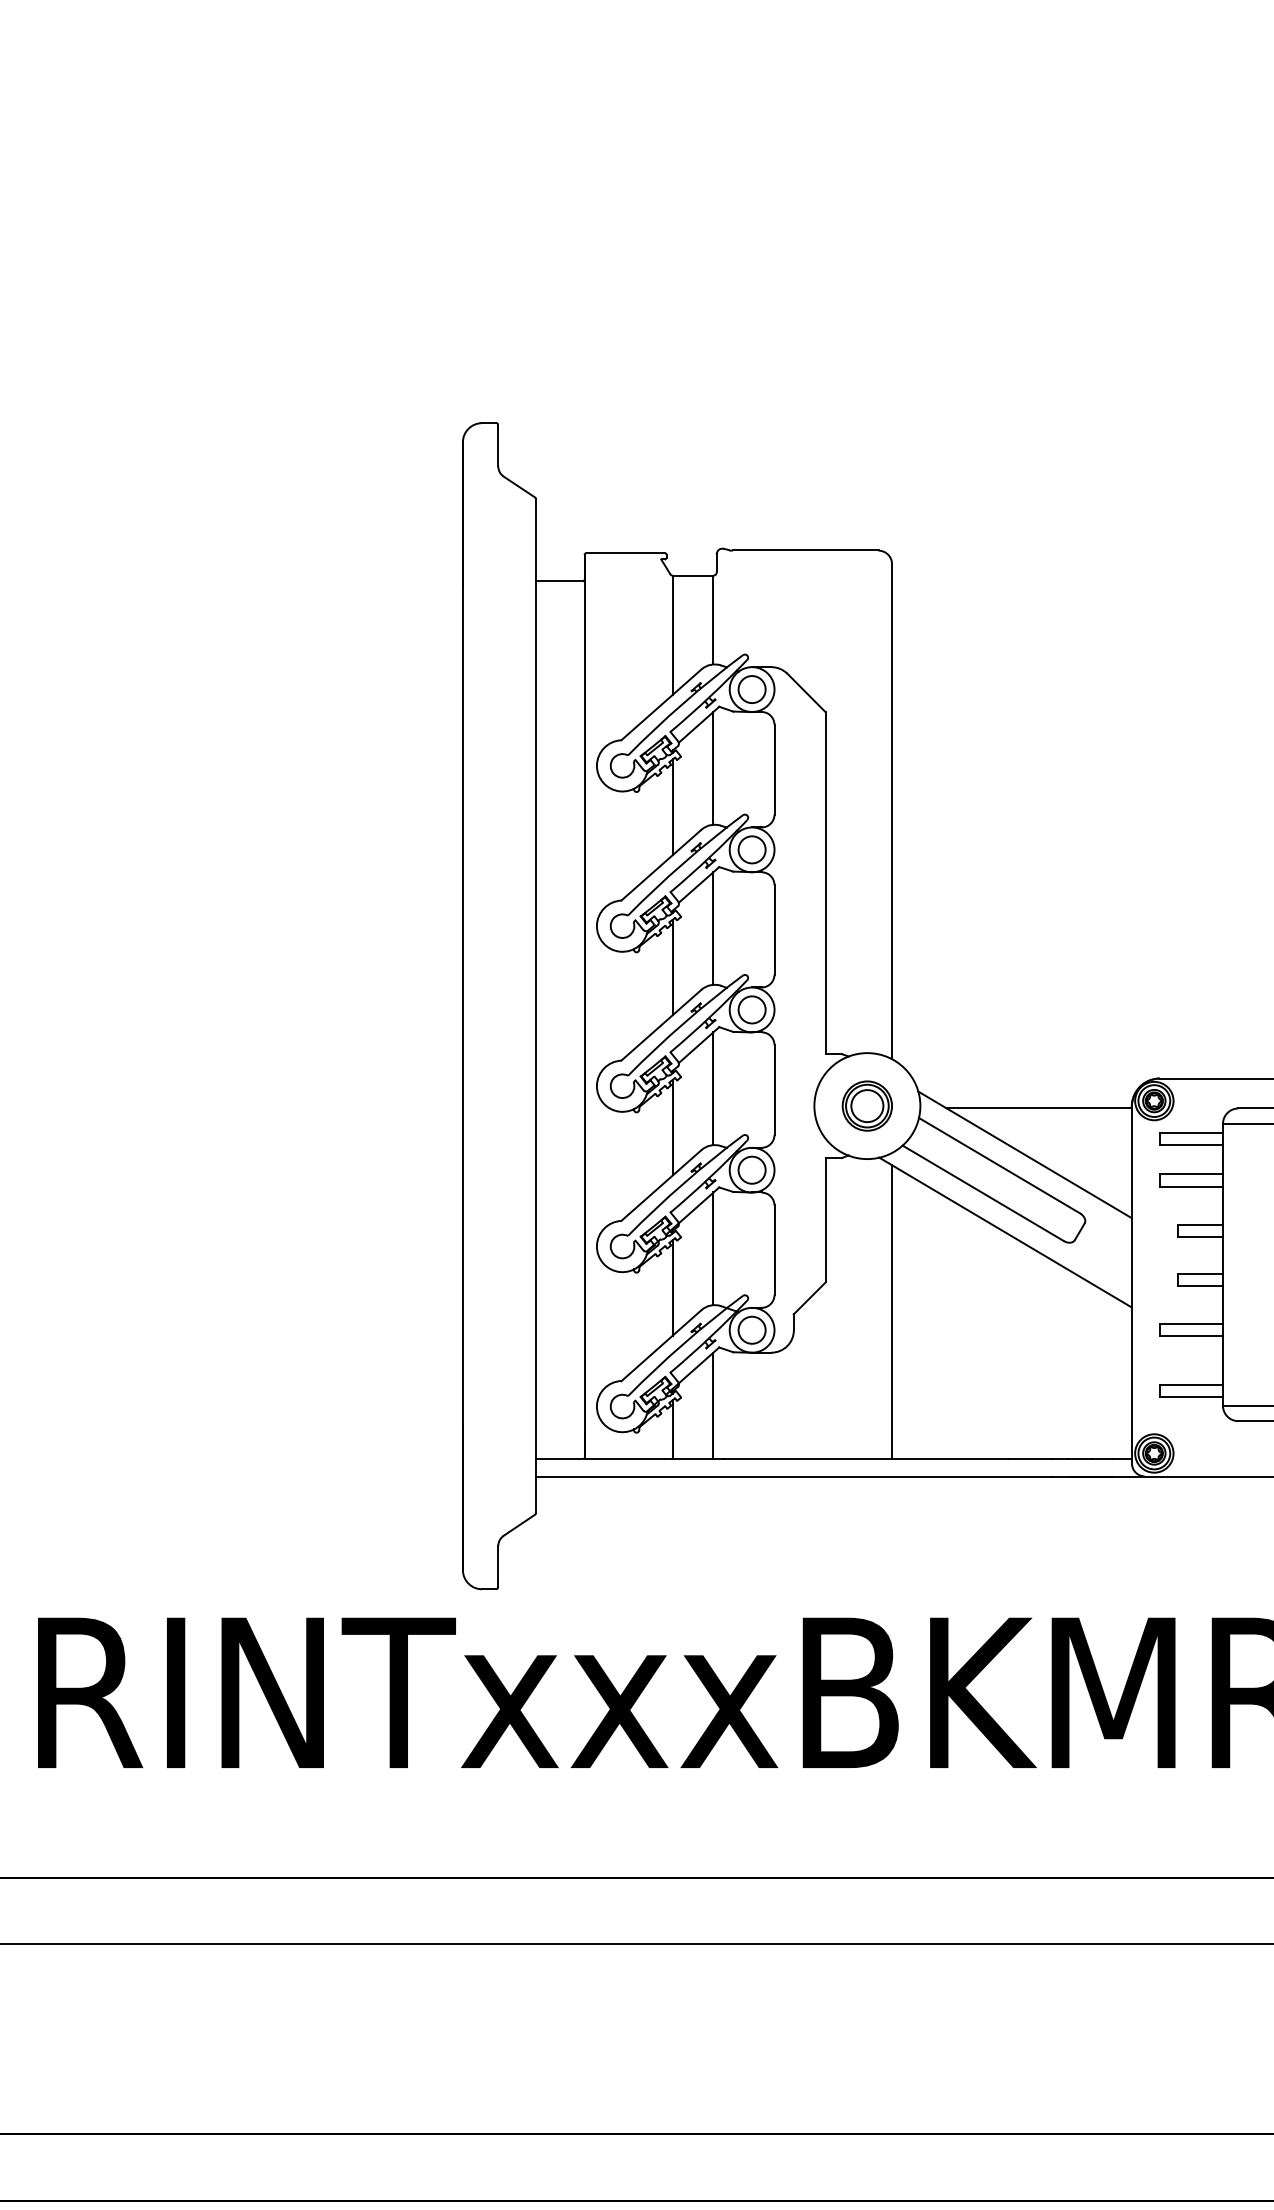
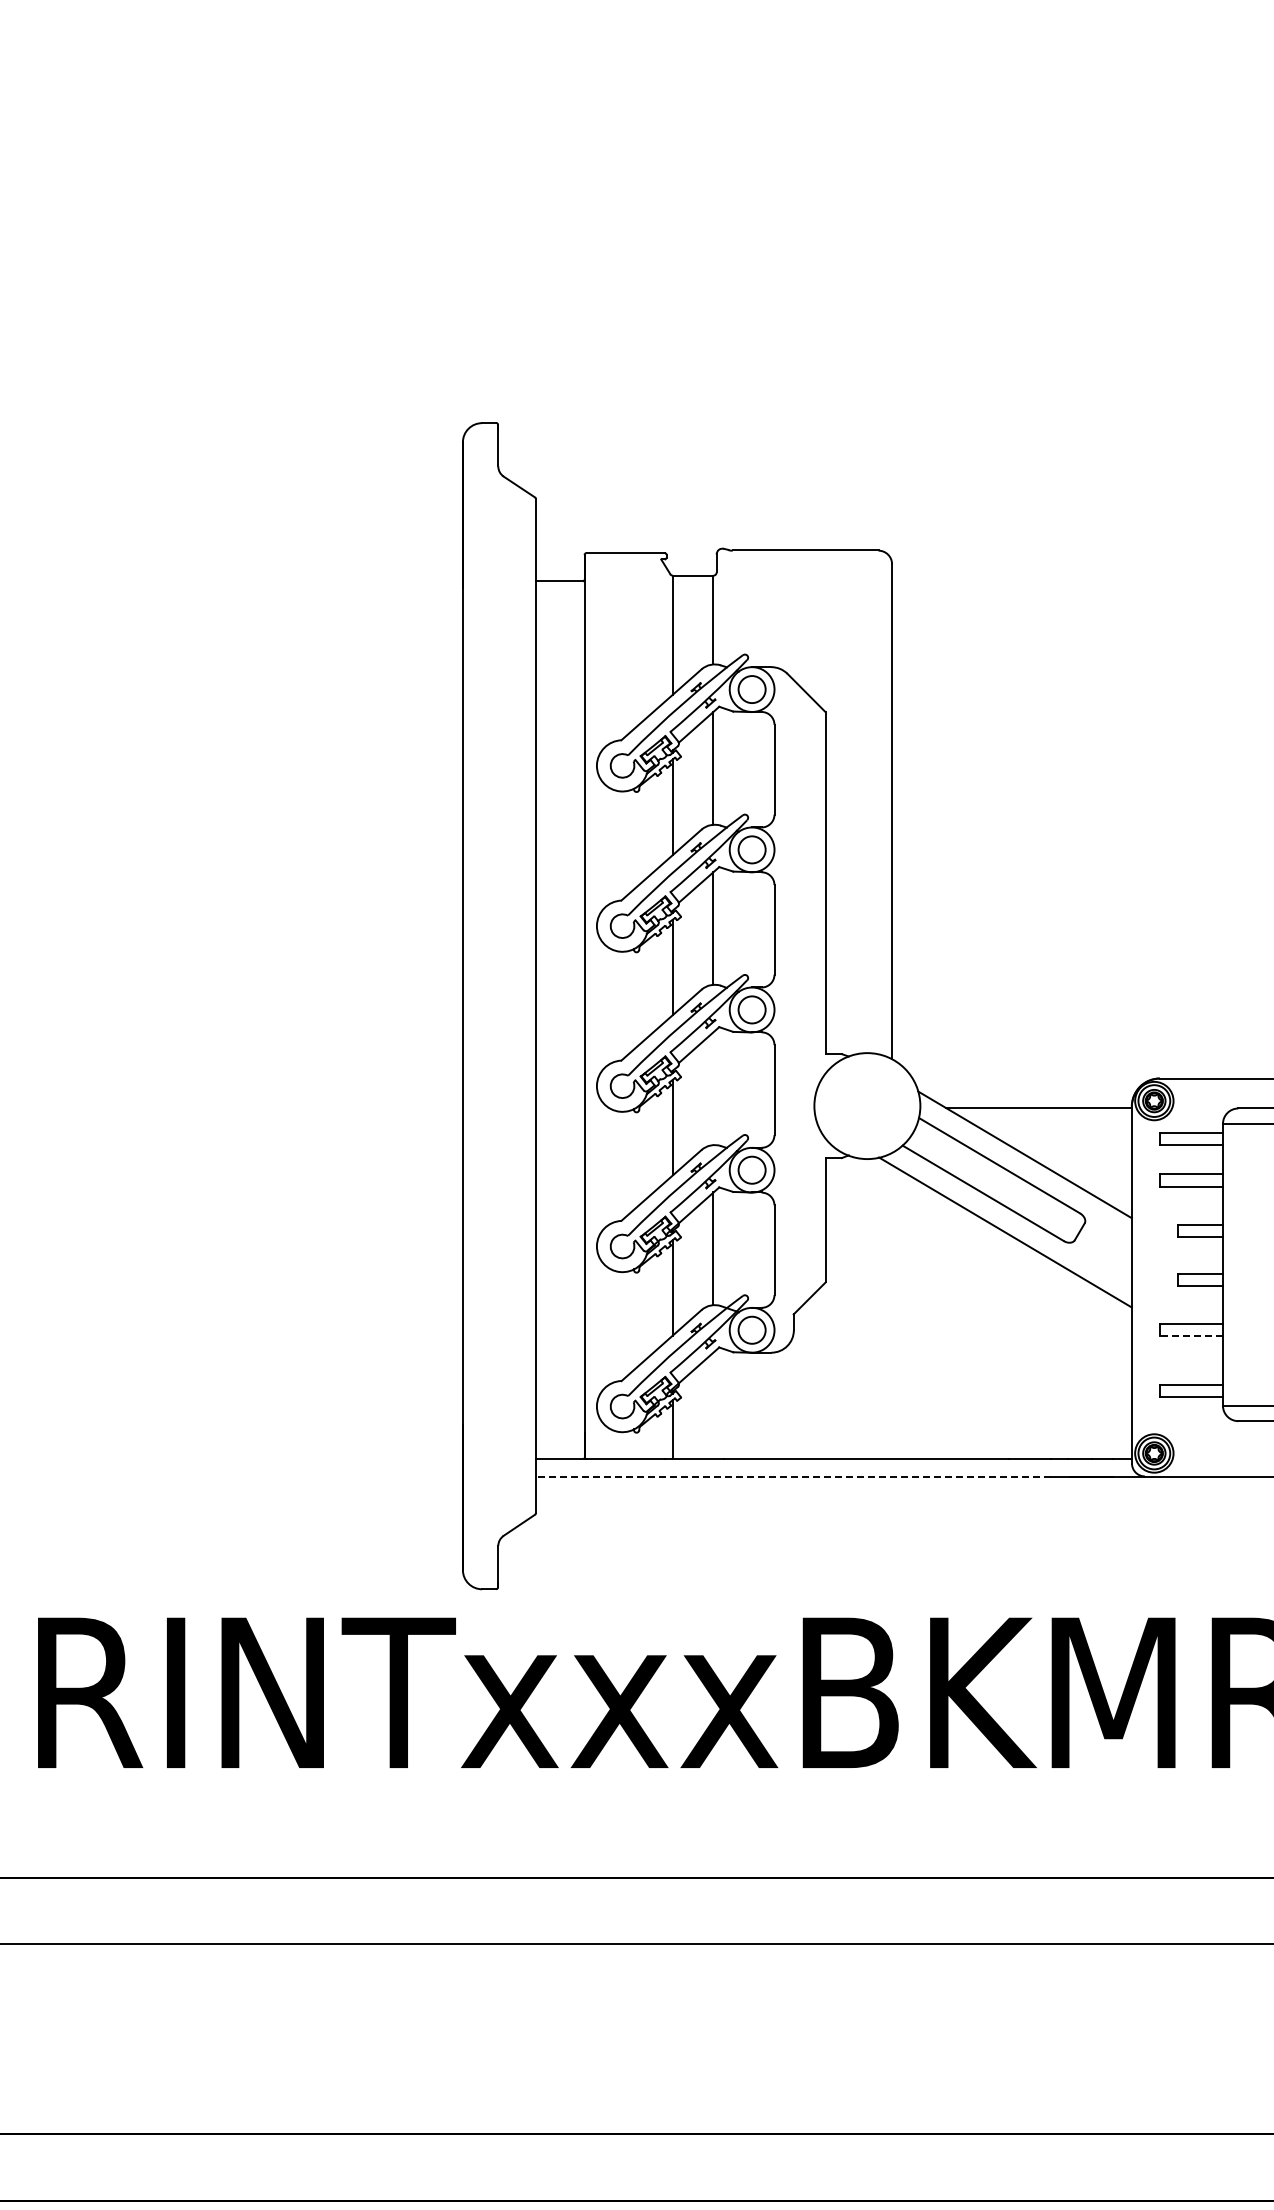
line: present -> none (713, 1088)
part: present -> none (866, 1105)
line: present -> none (892, 1312)
line: solid -> dashed (1191, 1336)
line: present -> none (713, 1405)
line: solid -> dashed (793, 1476)
